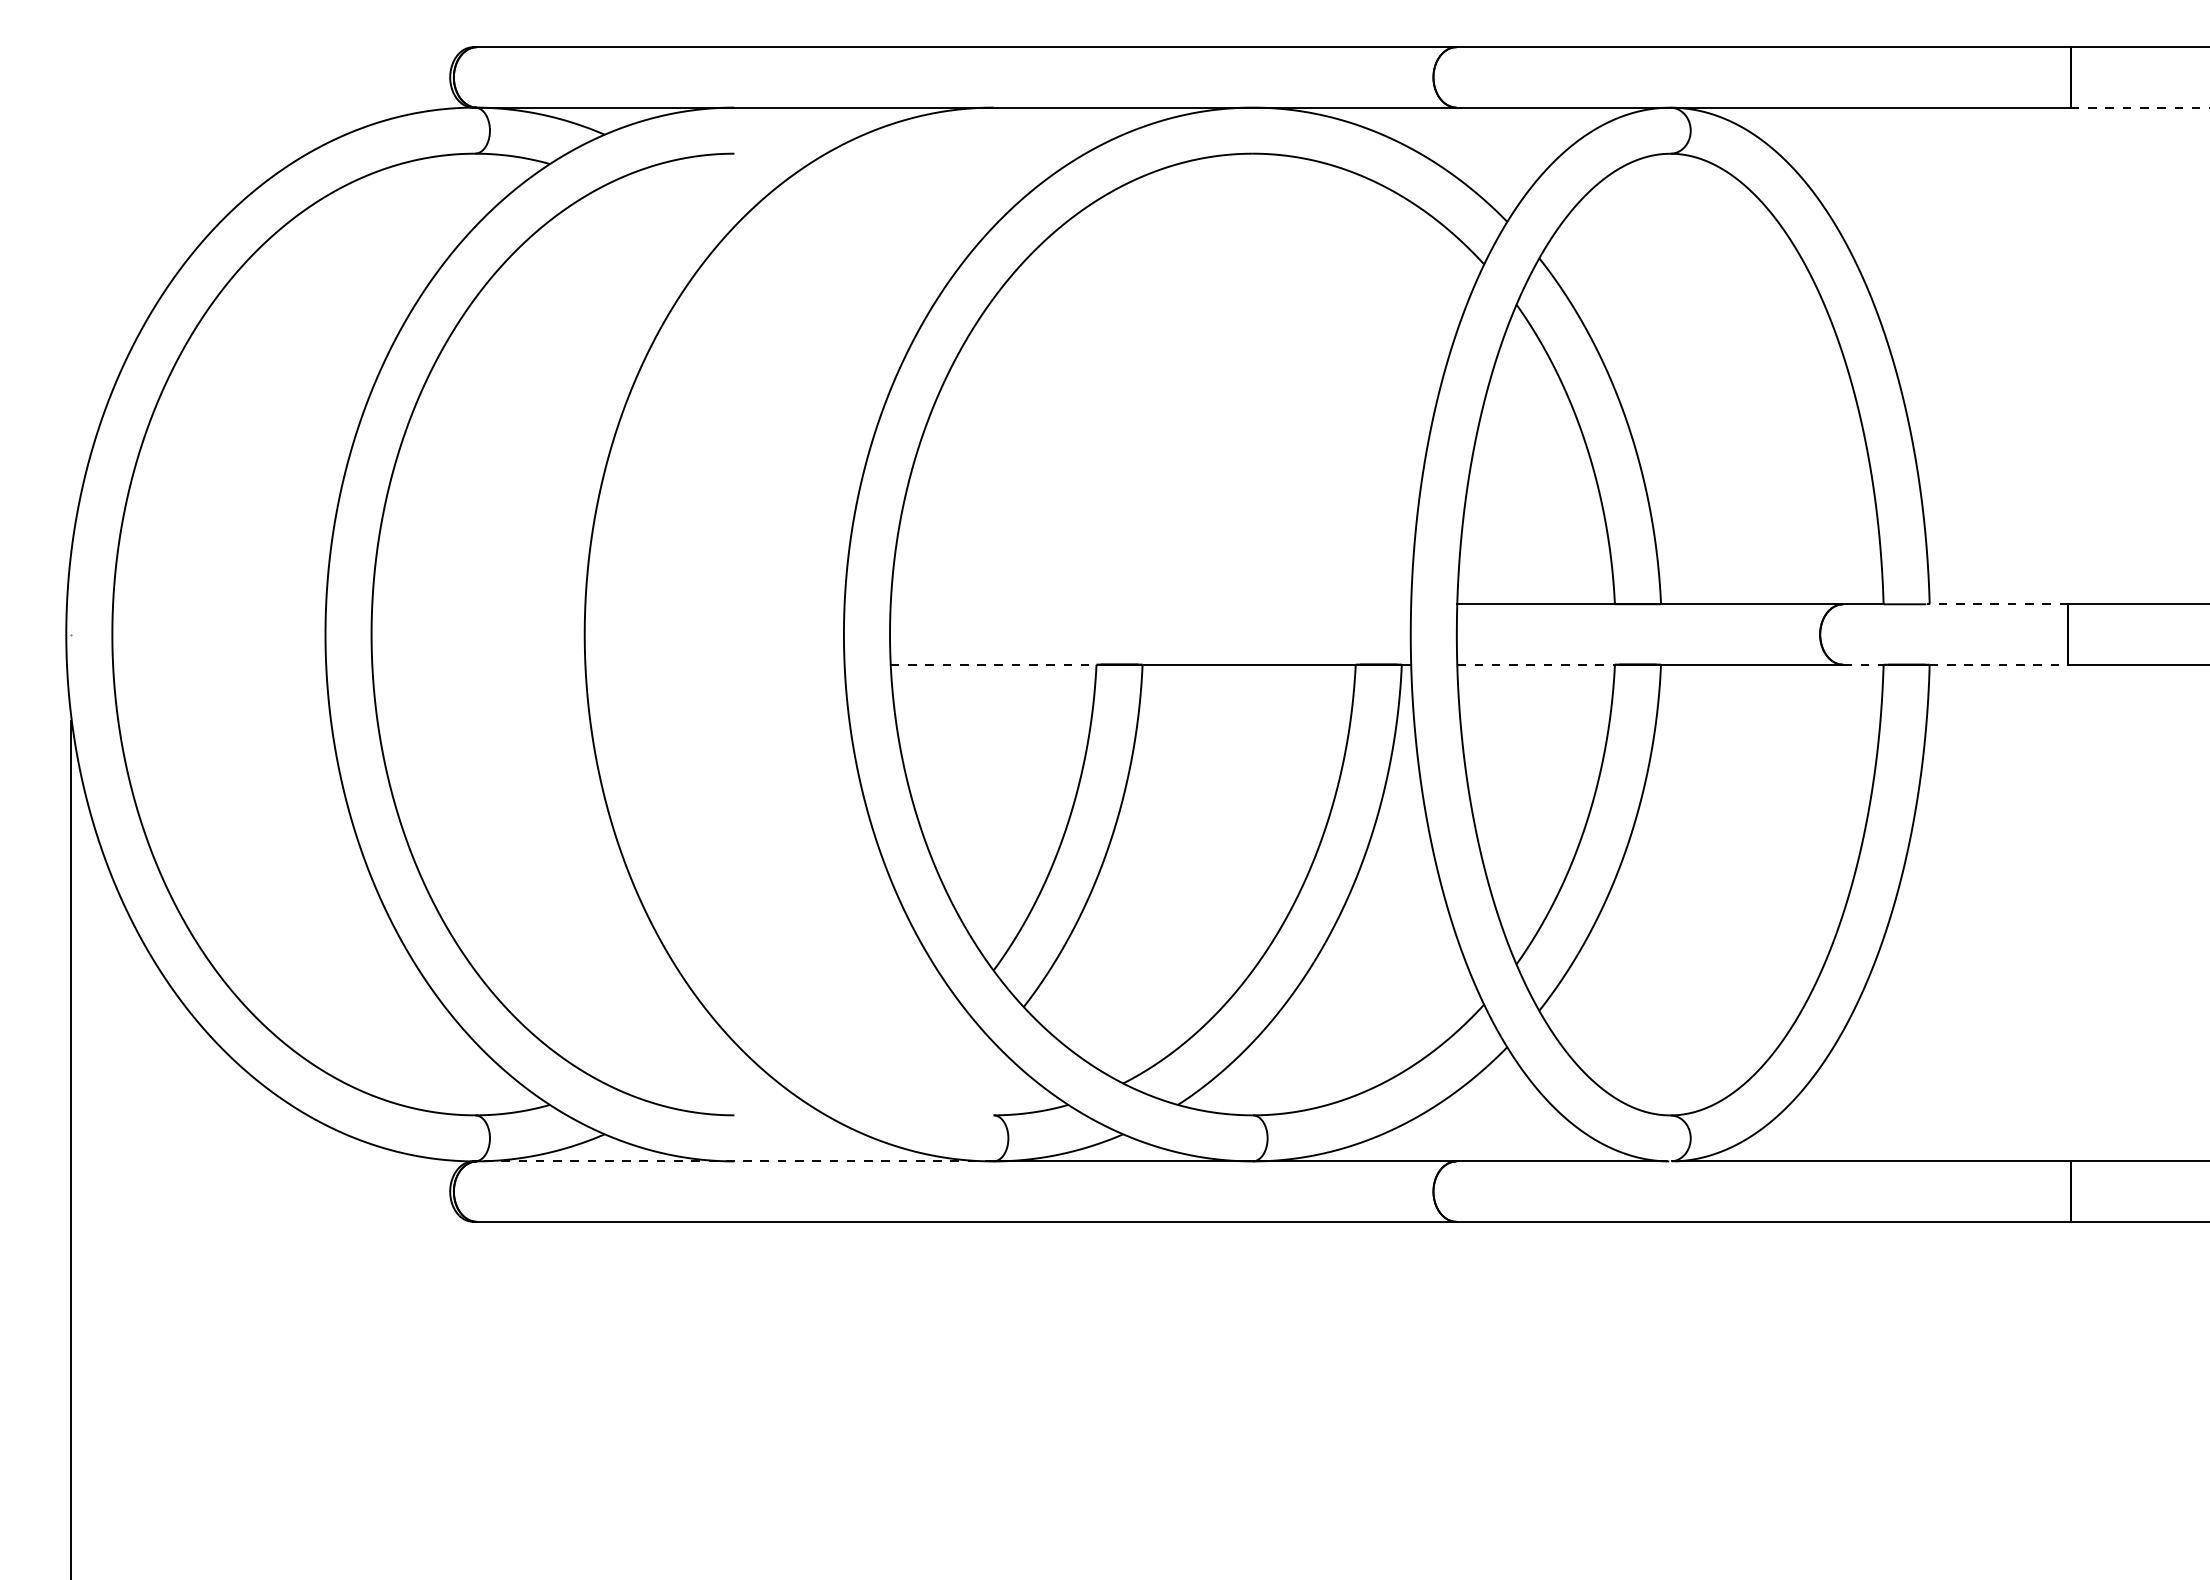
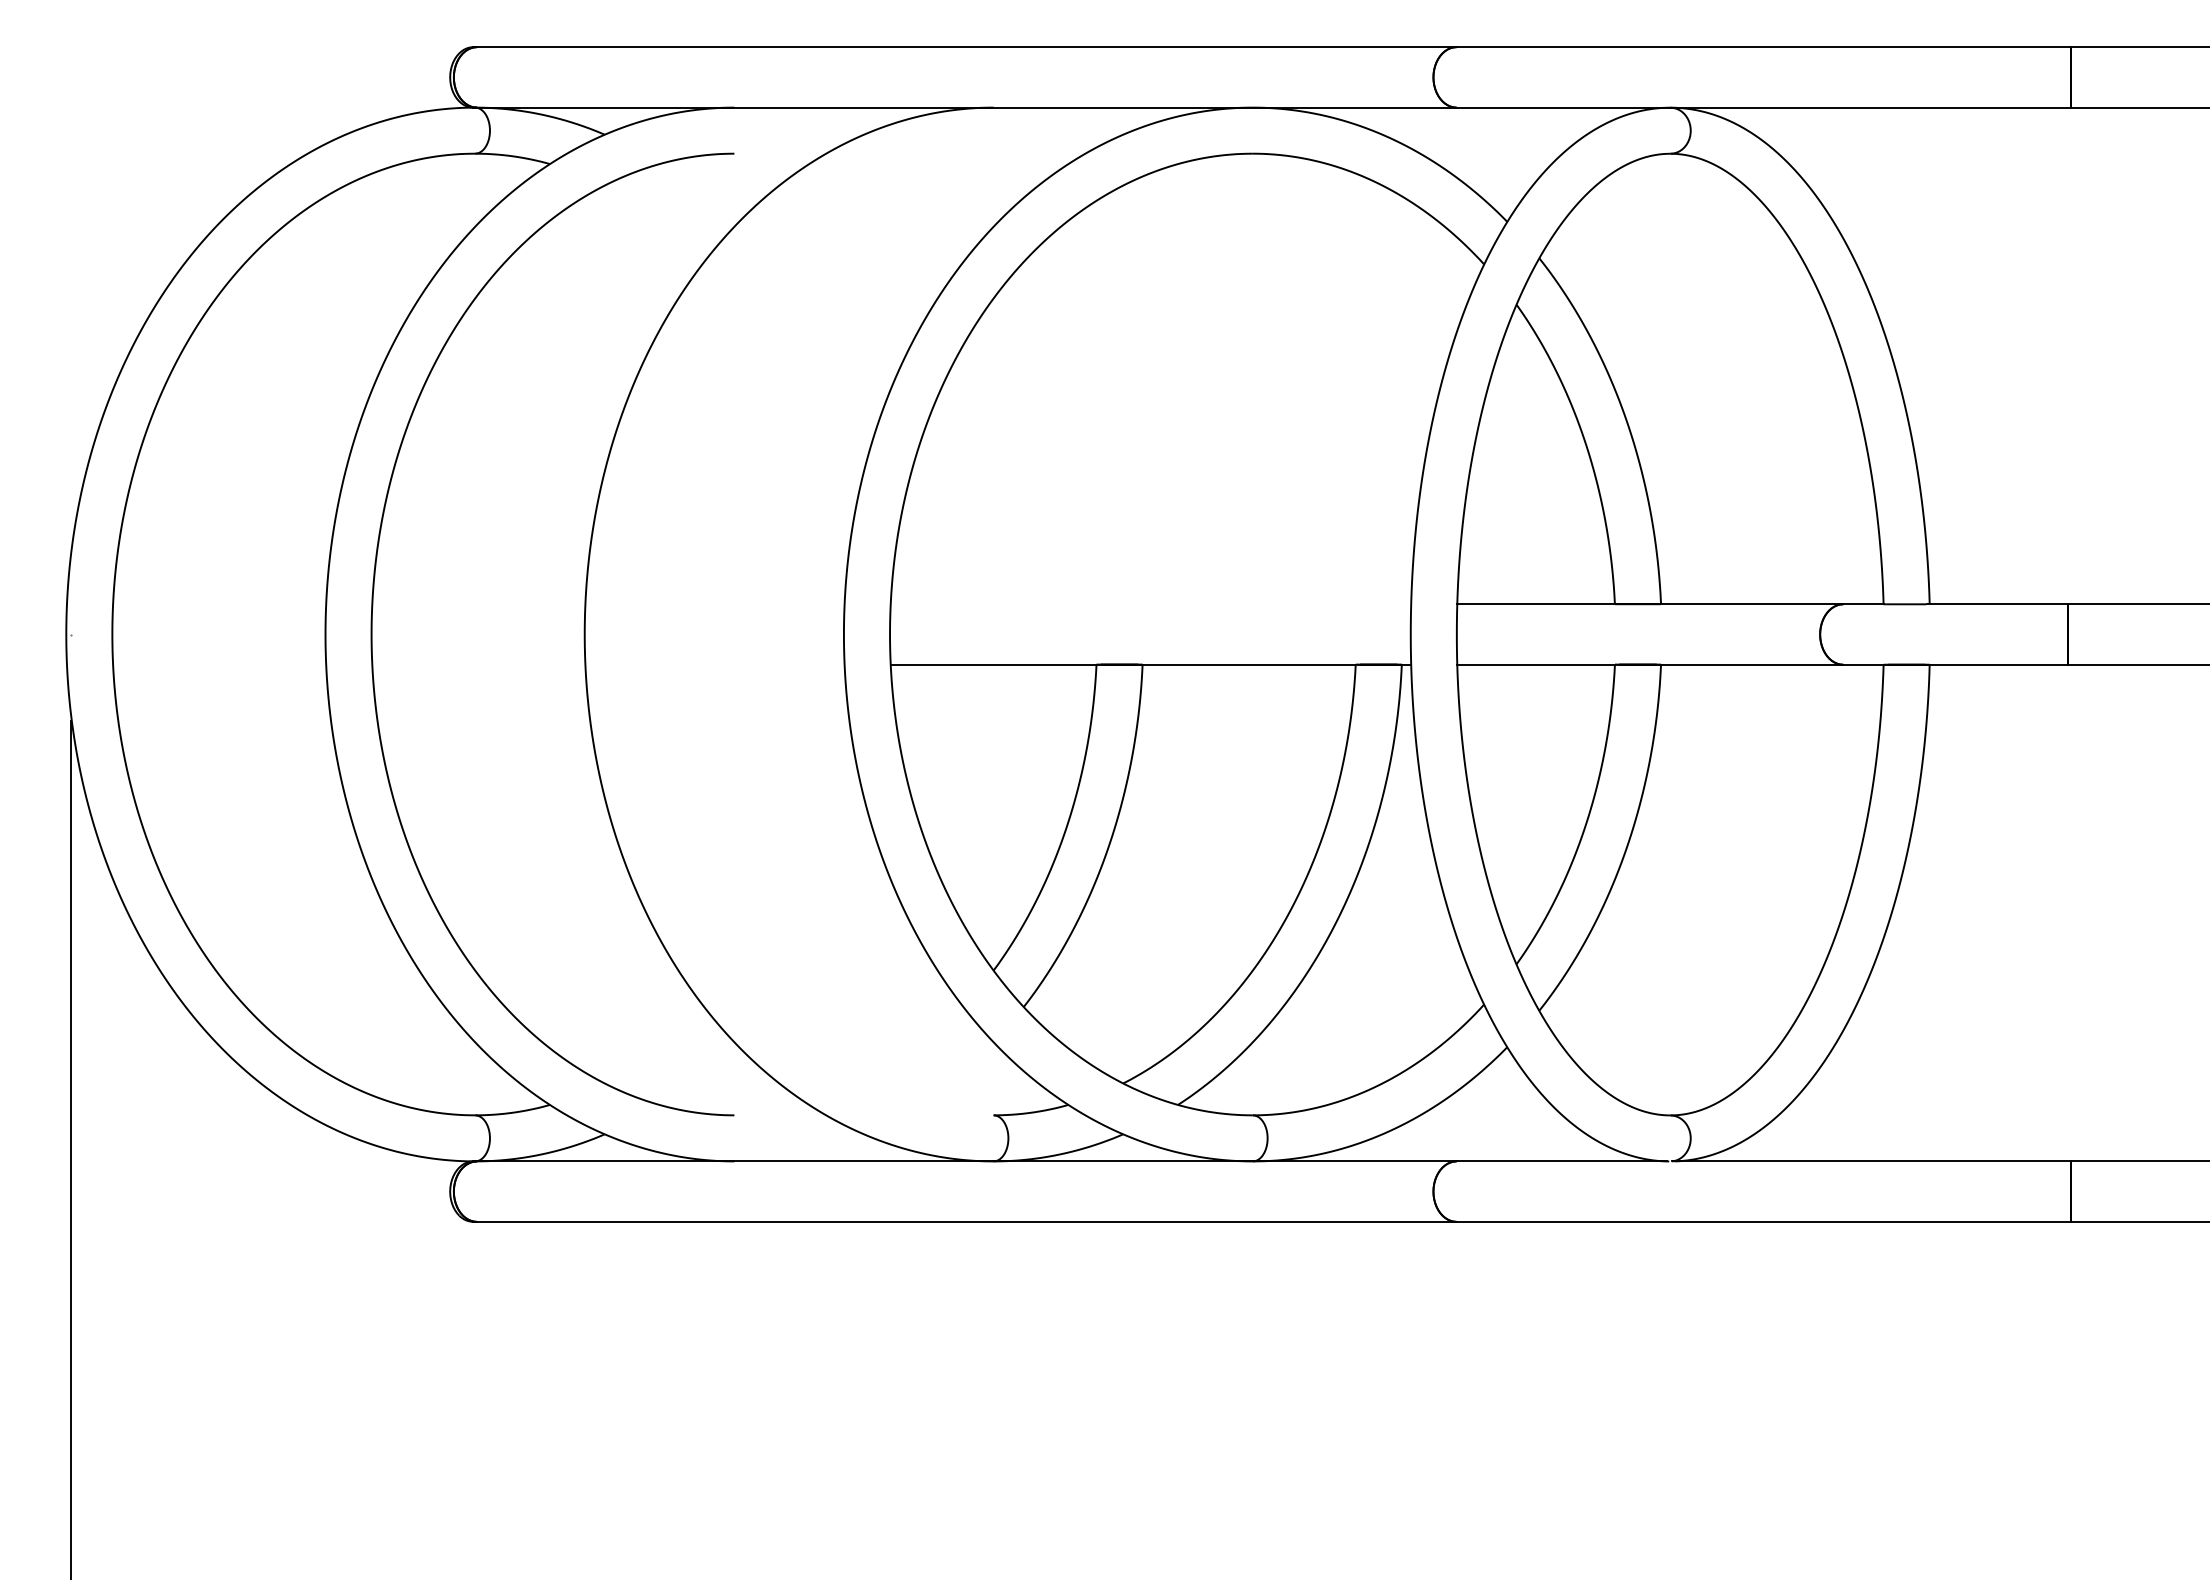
line: dashed -> solid (2140, 107)
line: dashed -> solid (1997, 604)
line: dashed -> solid (993, 664)
line: dashed -> solid (1536, 664)
line: dashed -> solid (1956, 664)
line: dashed -> solid (734, 1161)
